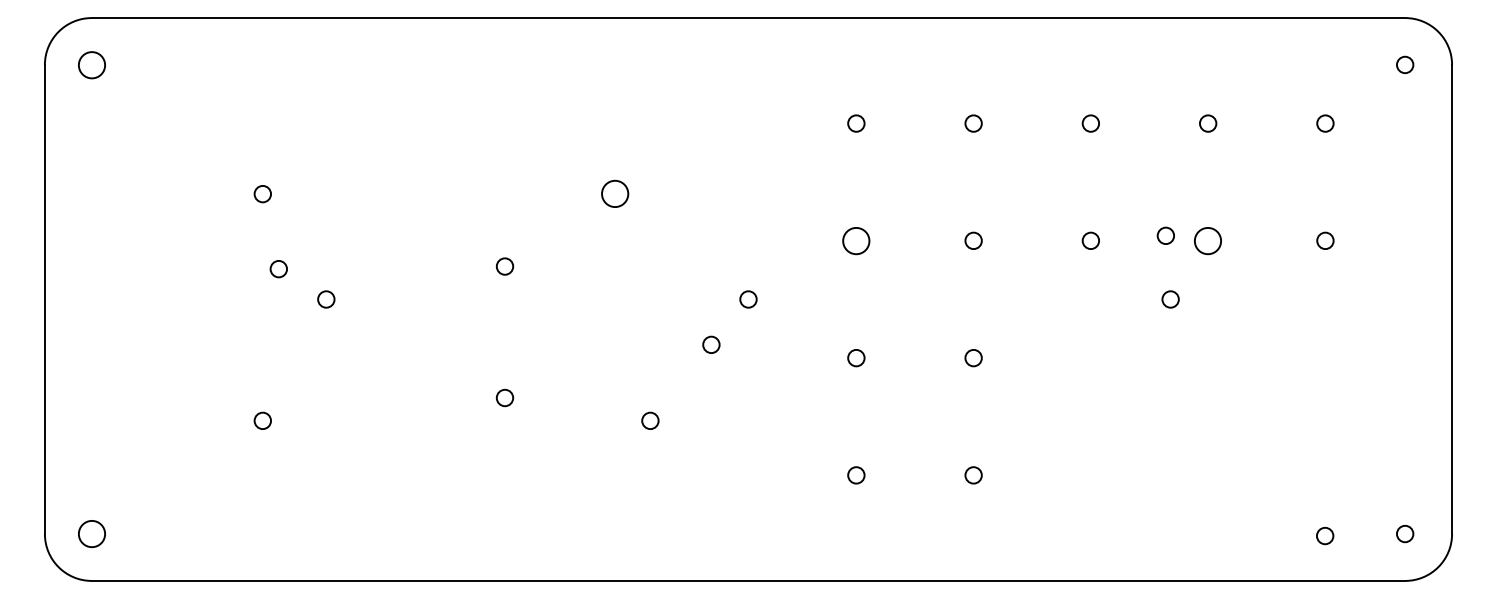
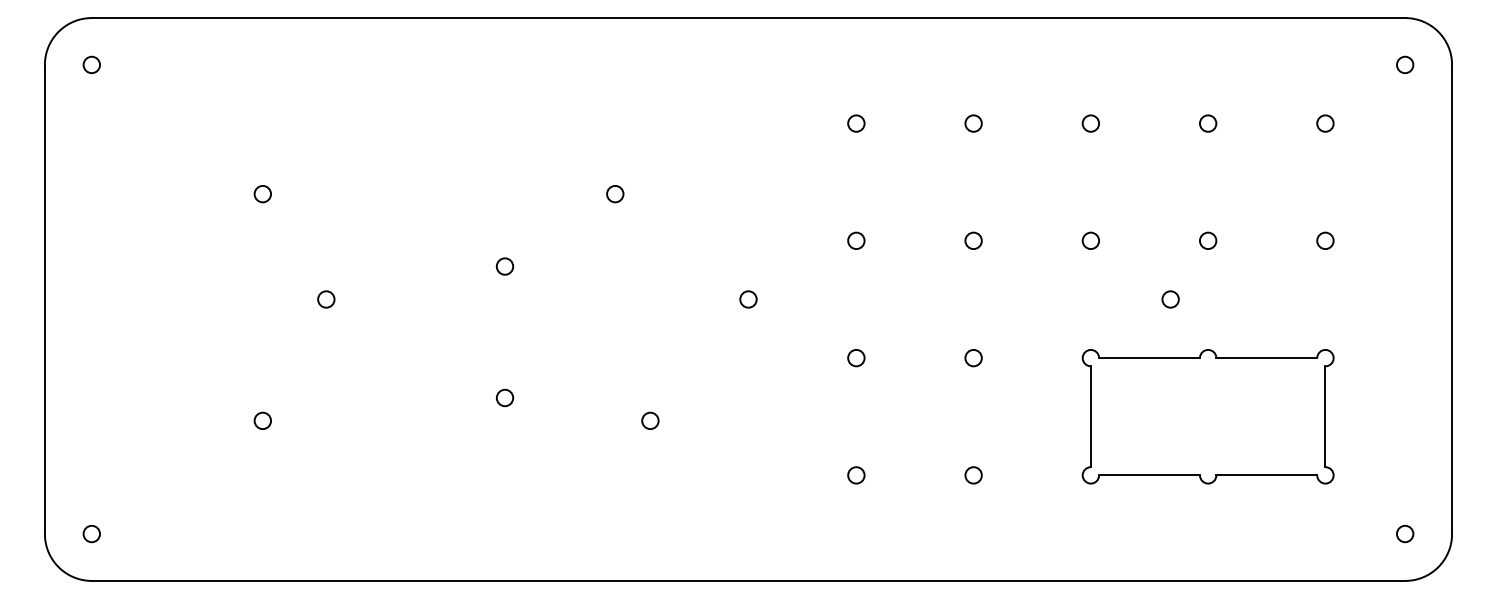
circle size: 28x29 px -> 19x19 px (91, 64)
circle size: 29x29 px -> 19x19 px (615, 194)
circle: present -> none (1165, 235)
circle size: 29x29 px -> 19x19 px (856, 240)
circle size: 28x29 px -> 19x19 px (1208, 240)
circle: present -> none (278, 269)
circle: present -> none (711, 344)
part: none -> present (1207, 416)
circle size: 28x29 px -> 19x20 px (91, 533)
circle: present -> none (1325, 535)
